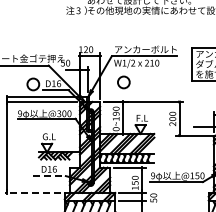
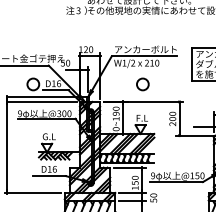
circle position: (123, 82) -> (142, 84) (142, 84)
line: dashed -> solid (50, 176)
line: dashed -> solid (33, 192)
